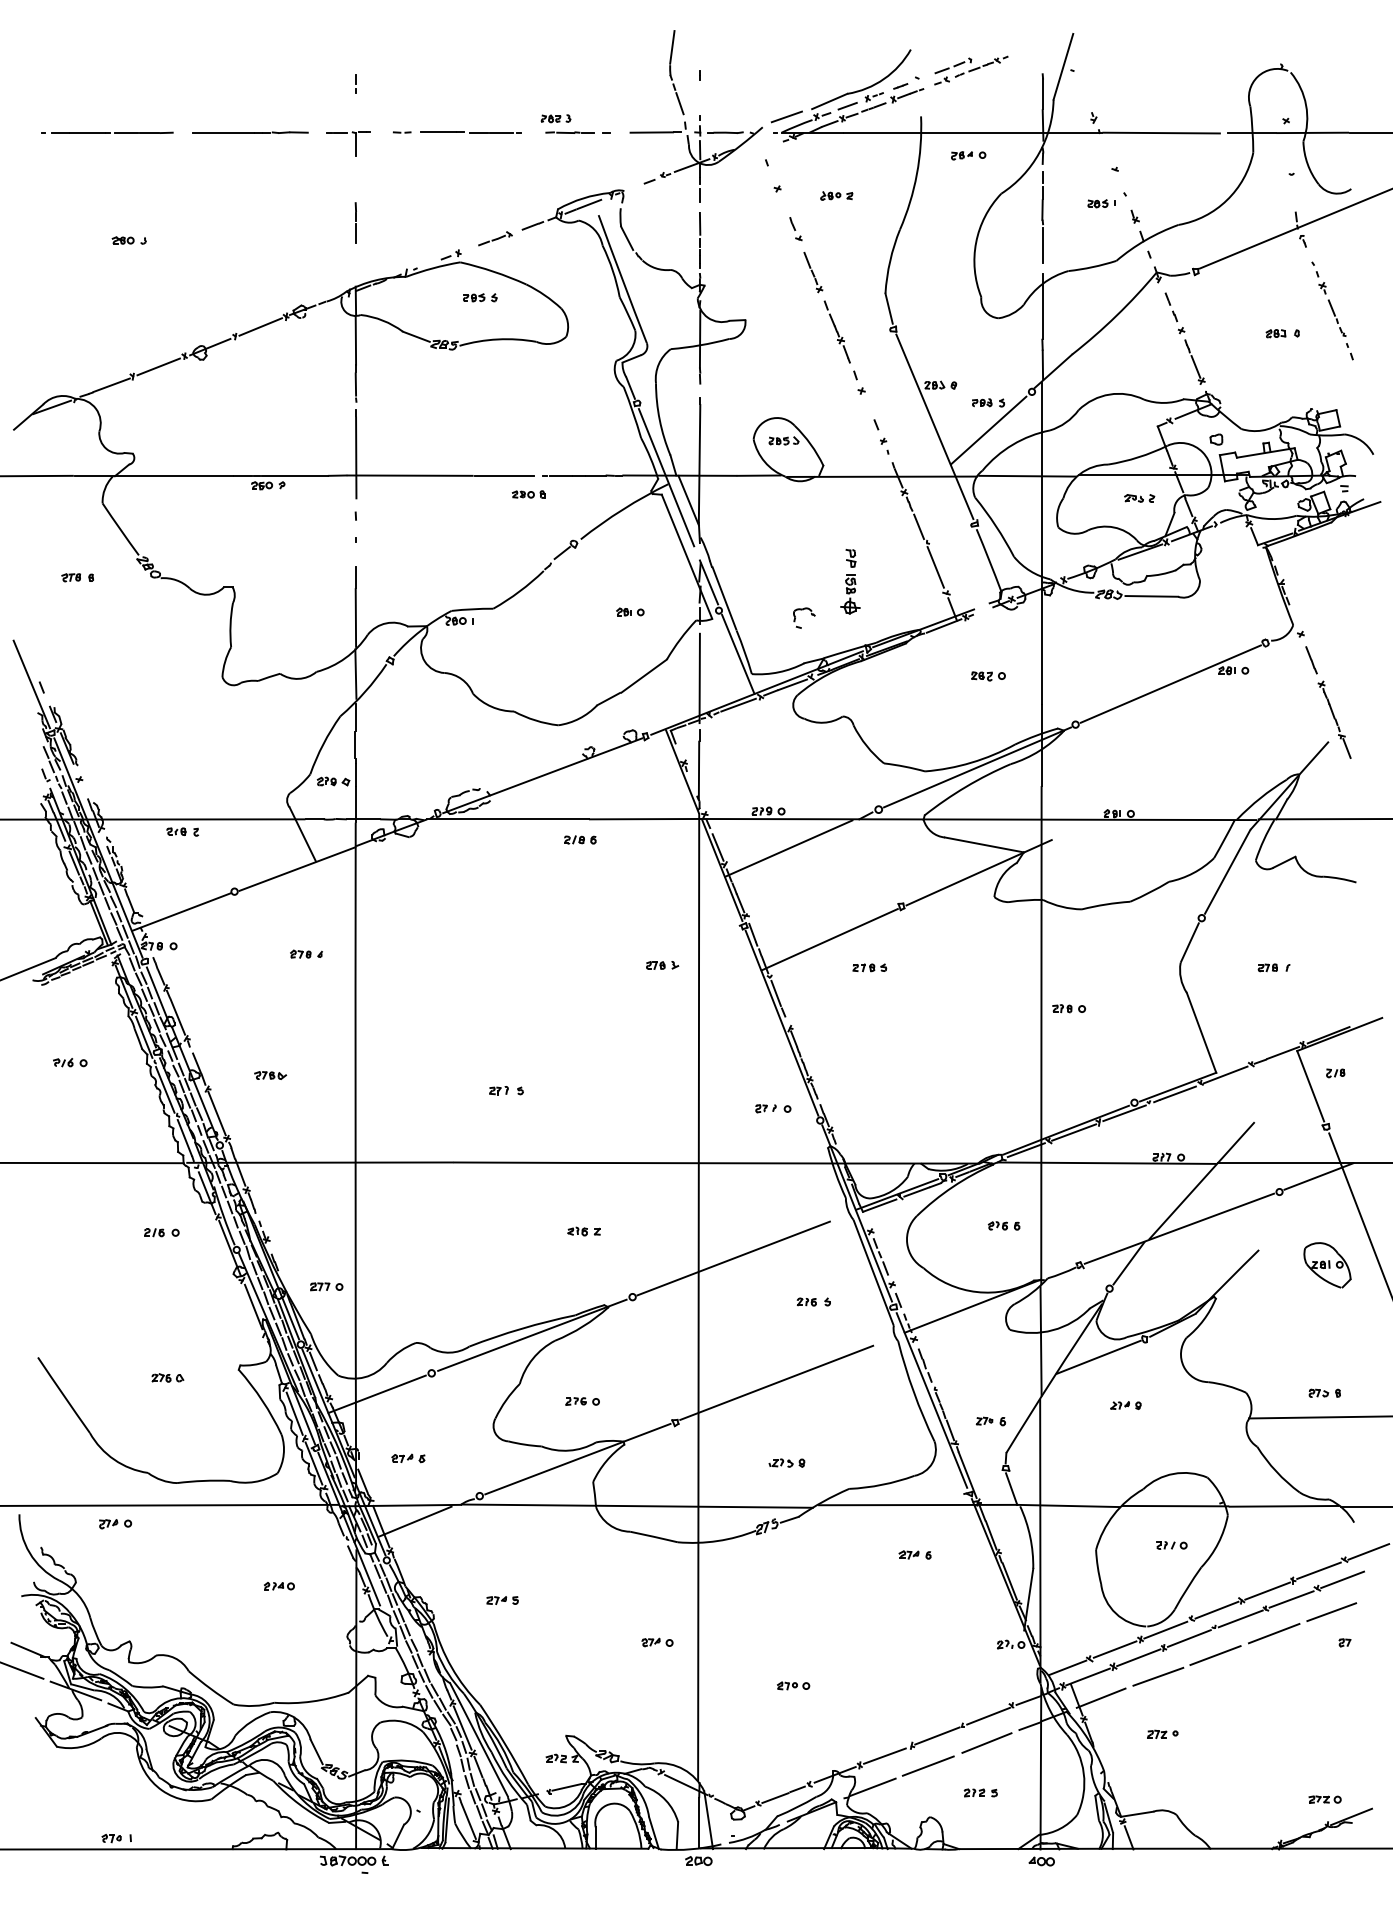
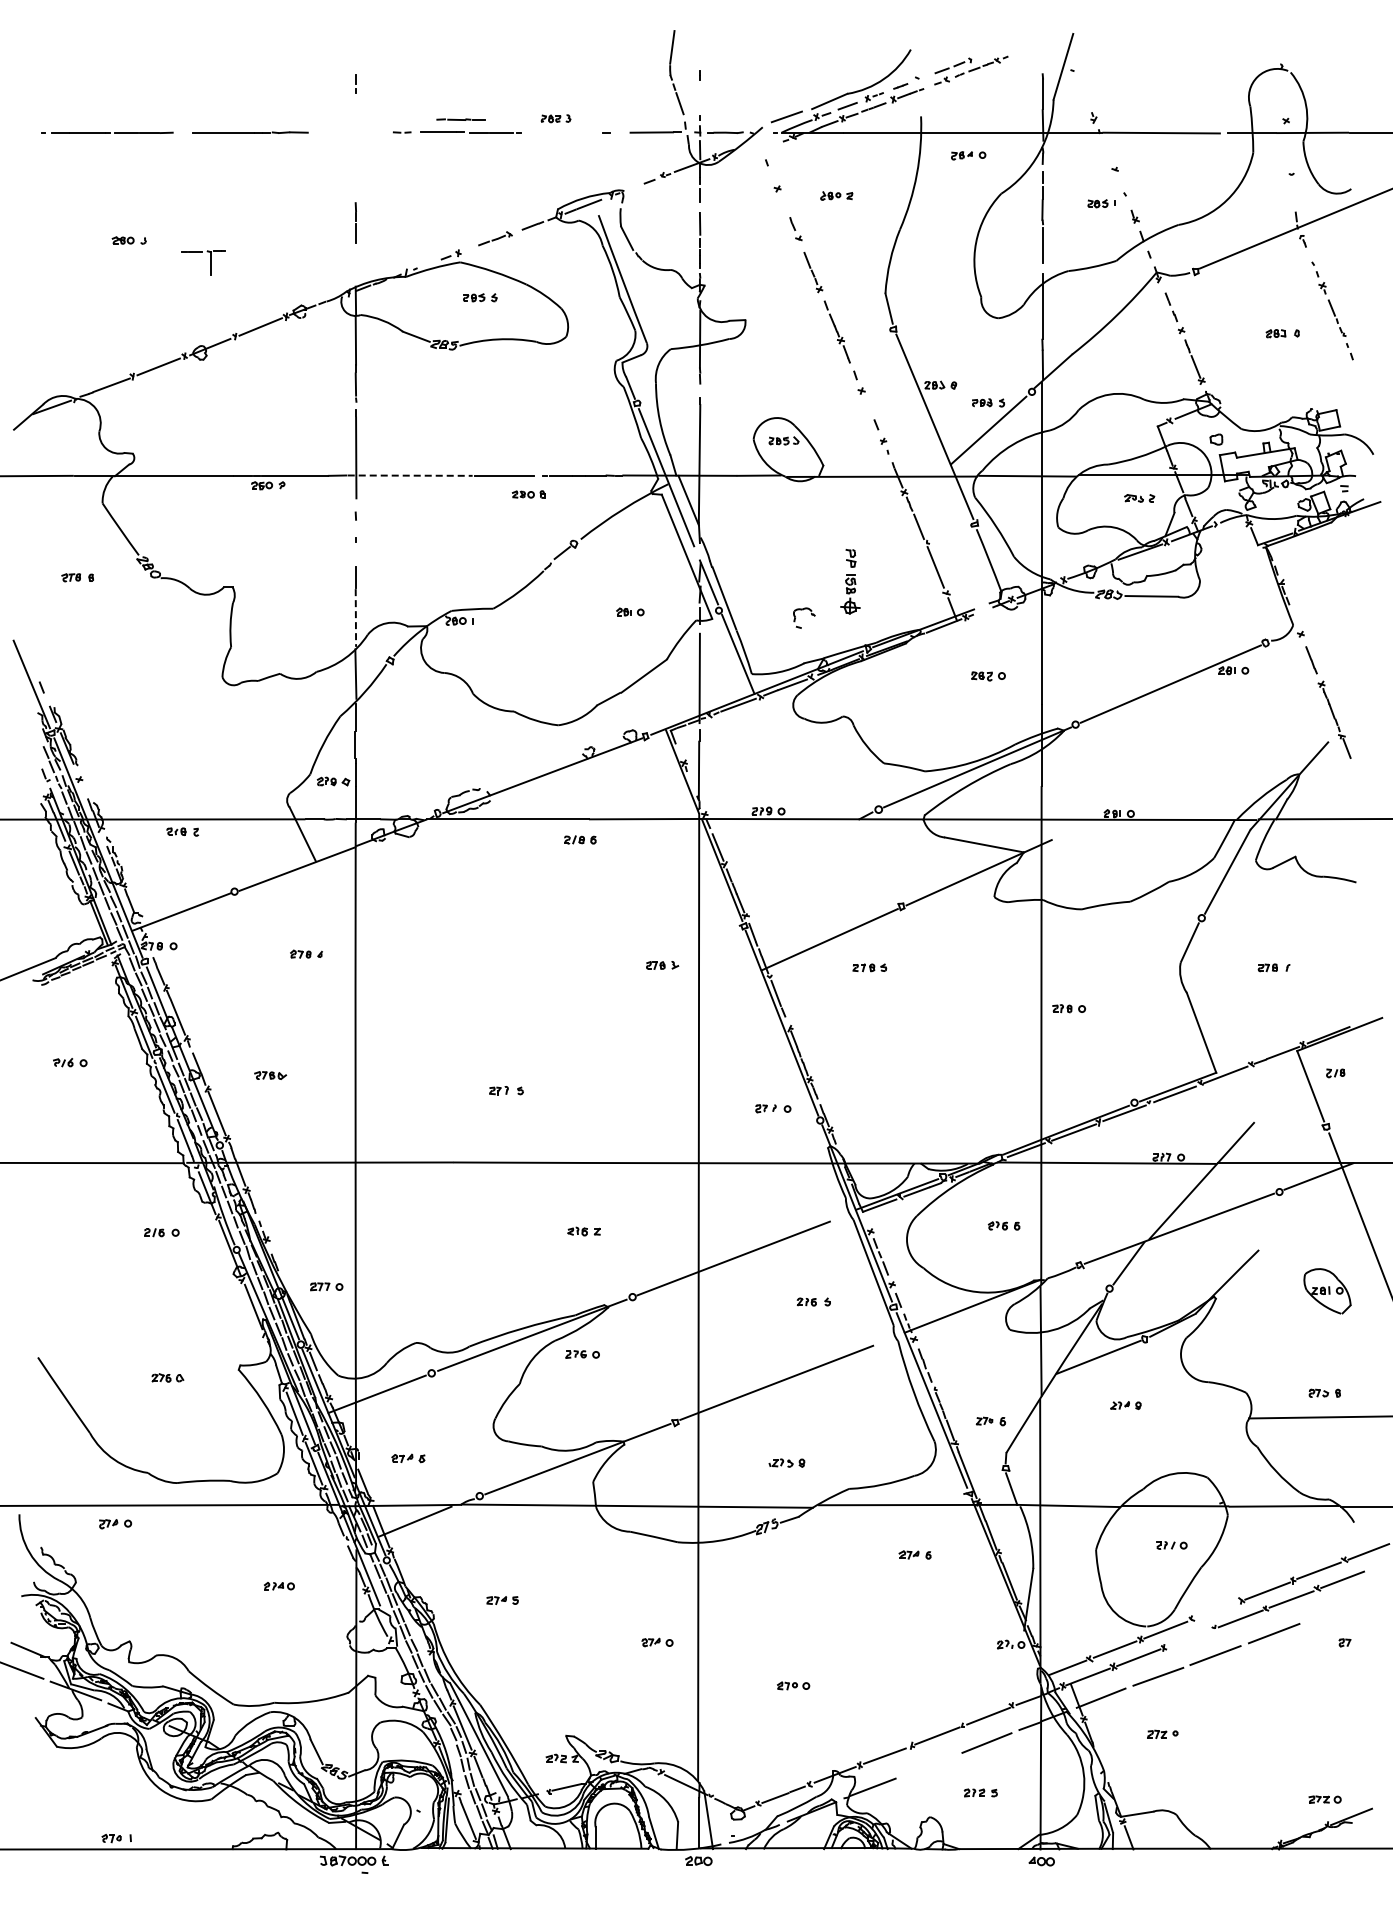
line position: (569, 132) -> (460, 119) (460, 119)
part position: (355, 143) -> (210, 262) (210, 262)
line: solid -> dashed (410, 475)
line: solid -> dashed (355, 618)
line: present -> none (788, 848)
part position: (1327, 1265) -> (1327, 1291) (1327, 1291)
part position: (582, 1401) -> (582, 1354) (582, 1354)
line: present -> none (1216, 1609)
line: present -> none (1331, 1612)
line: present -> none (1188, 1638)
line: present -> none (927, 1765)
